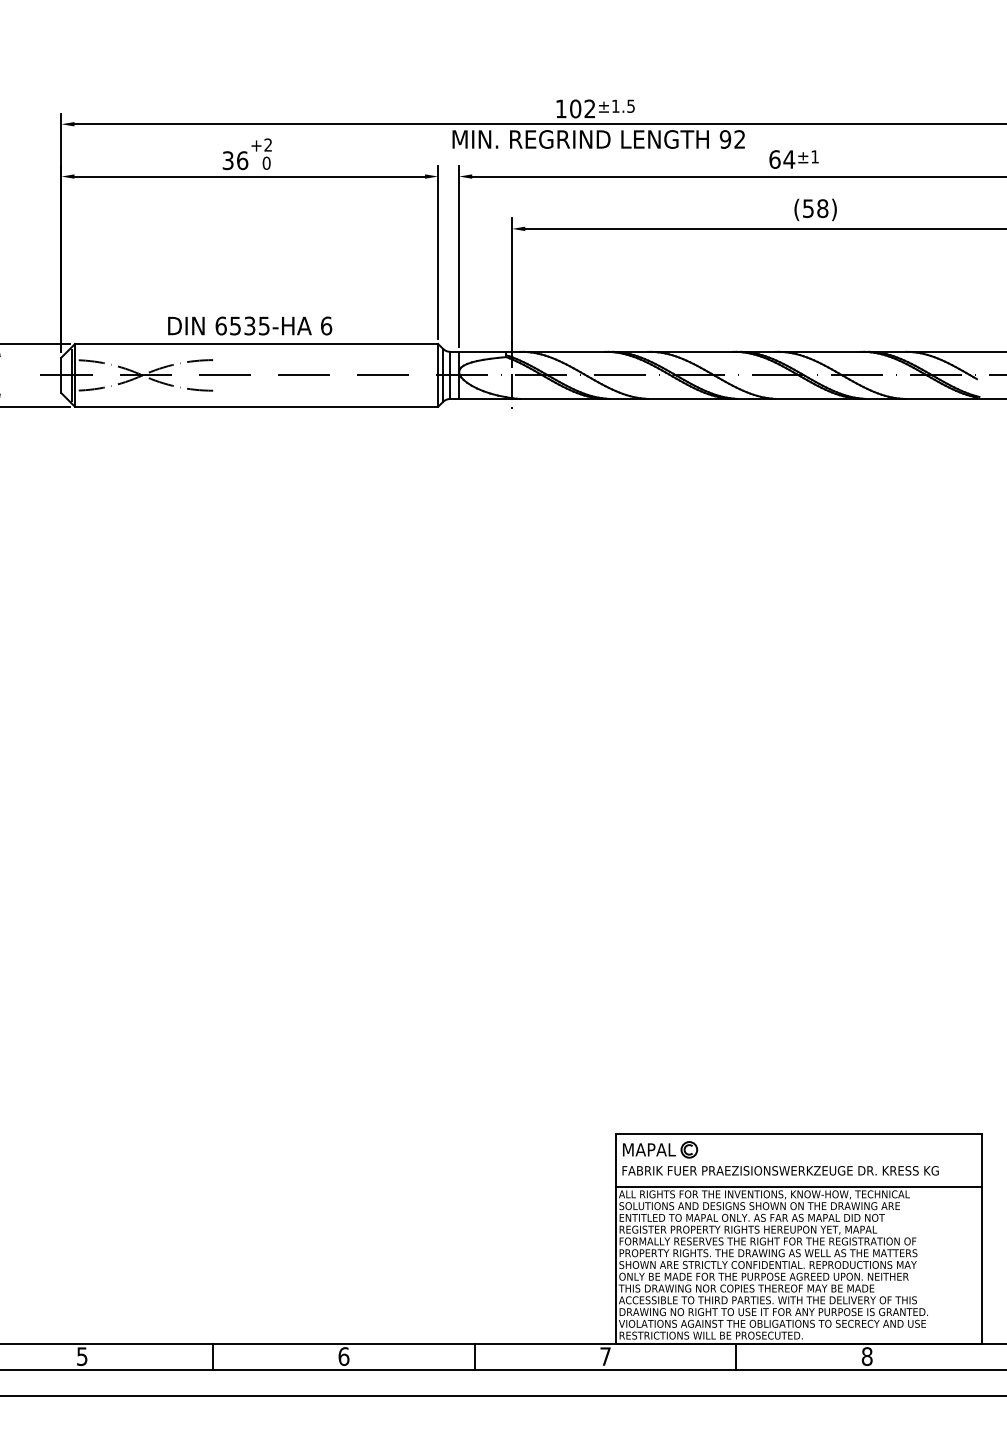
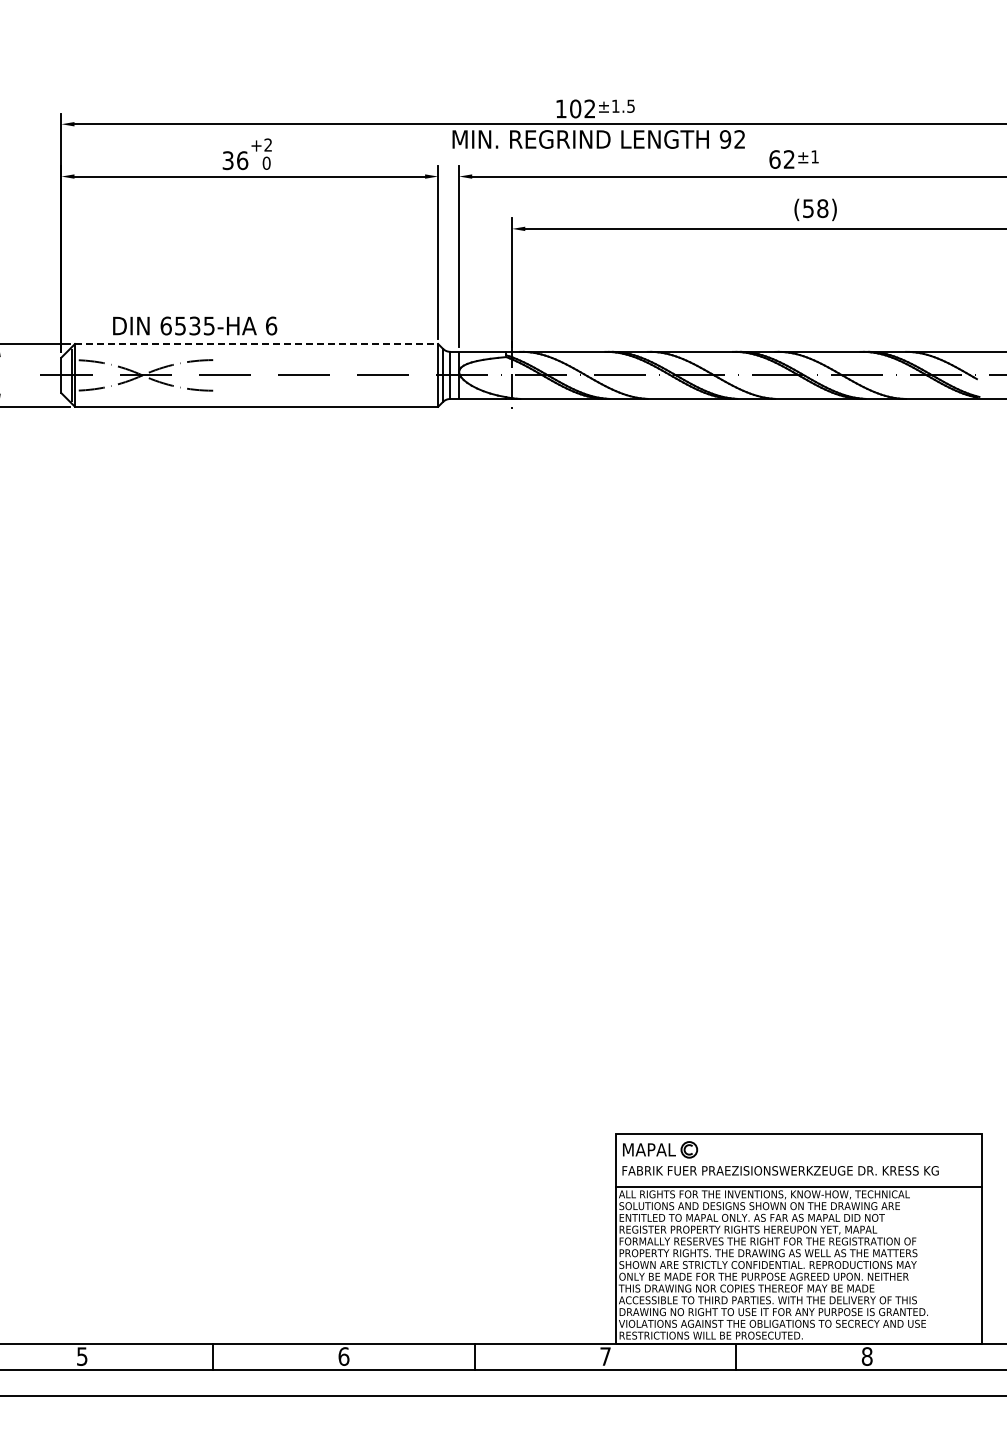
text: 64 -> 62 (789, 159)
text position: (250, 325) -> (195, 325) (195, 325)
line: solid -> dashed (256, 344)
